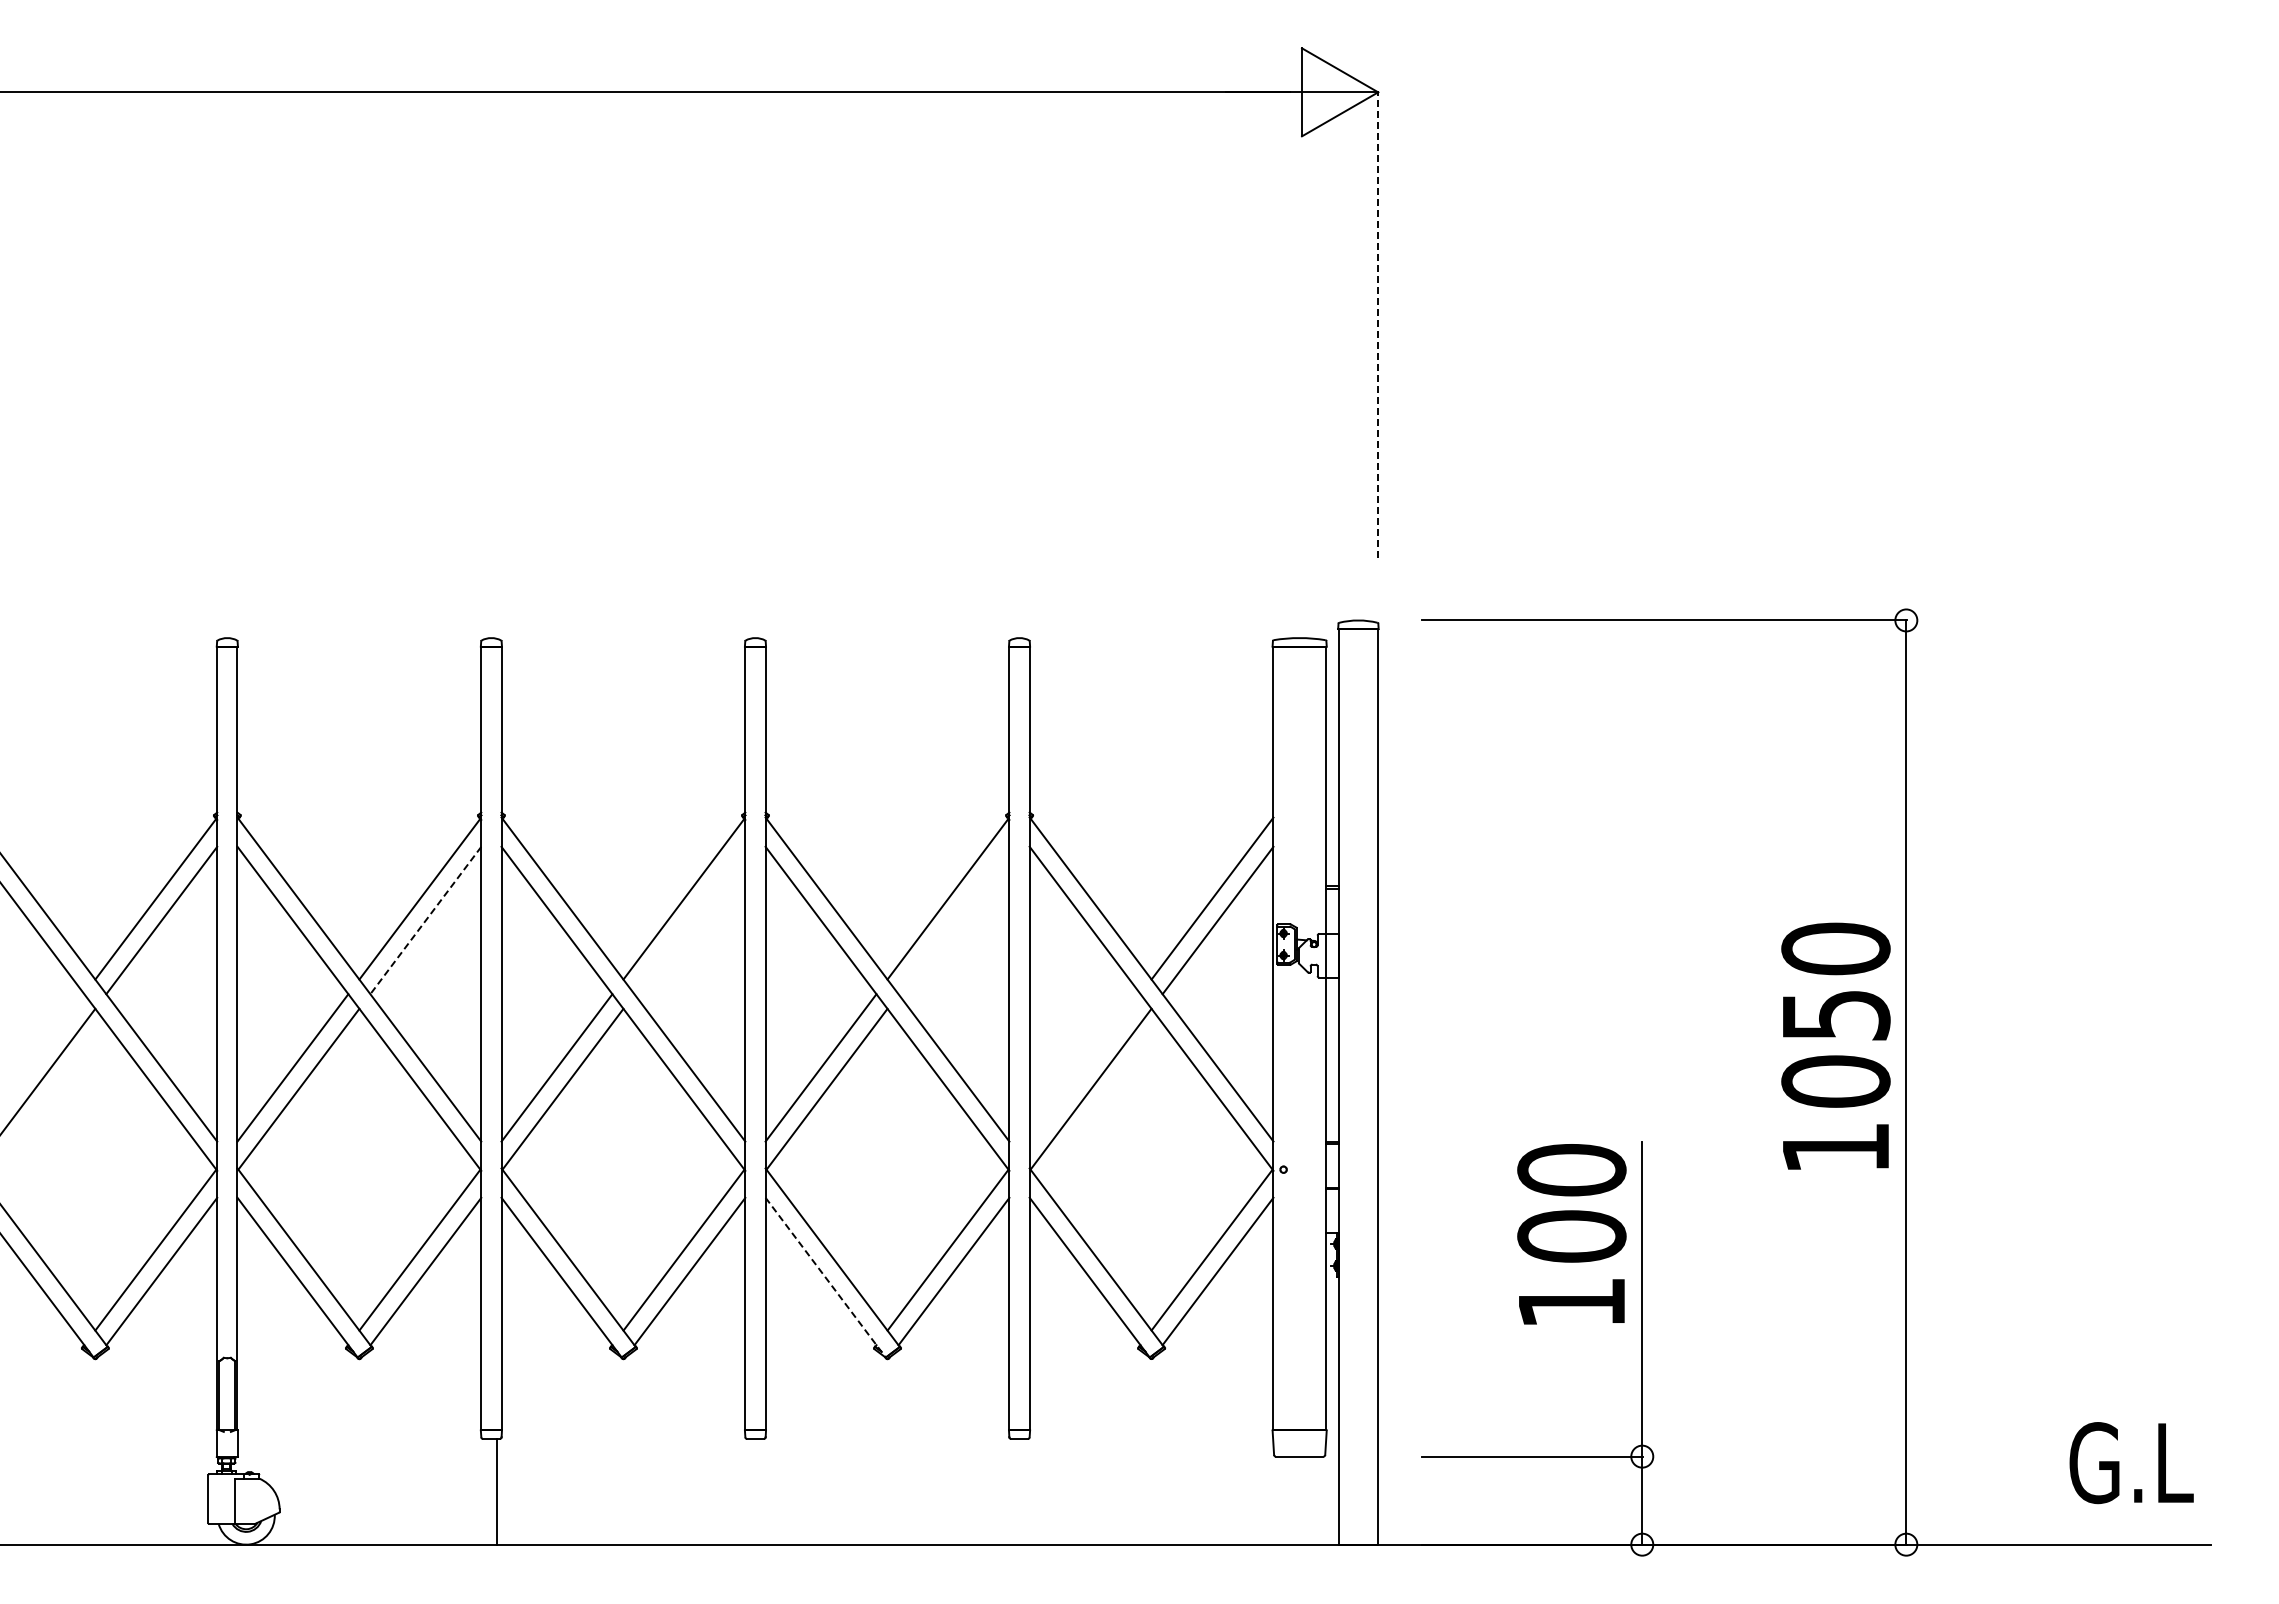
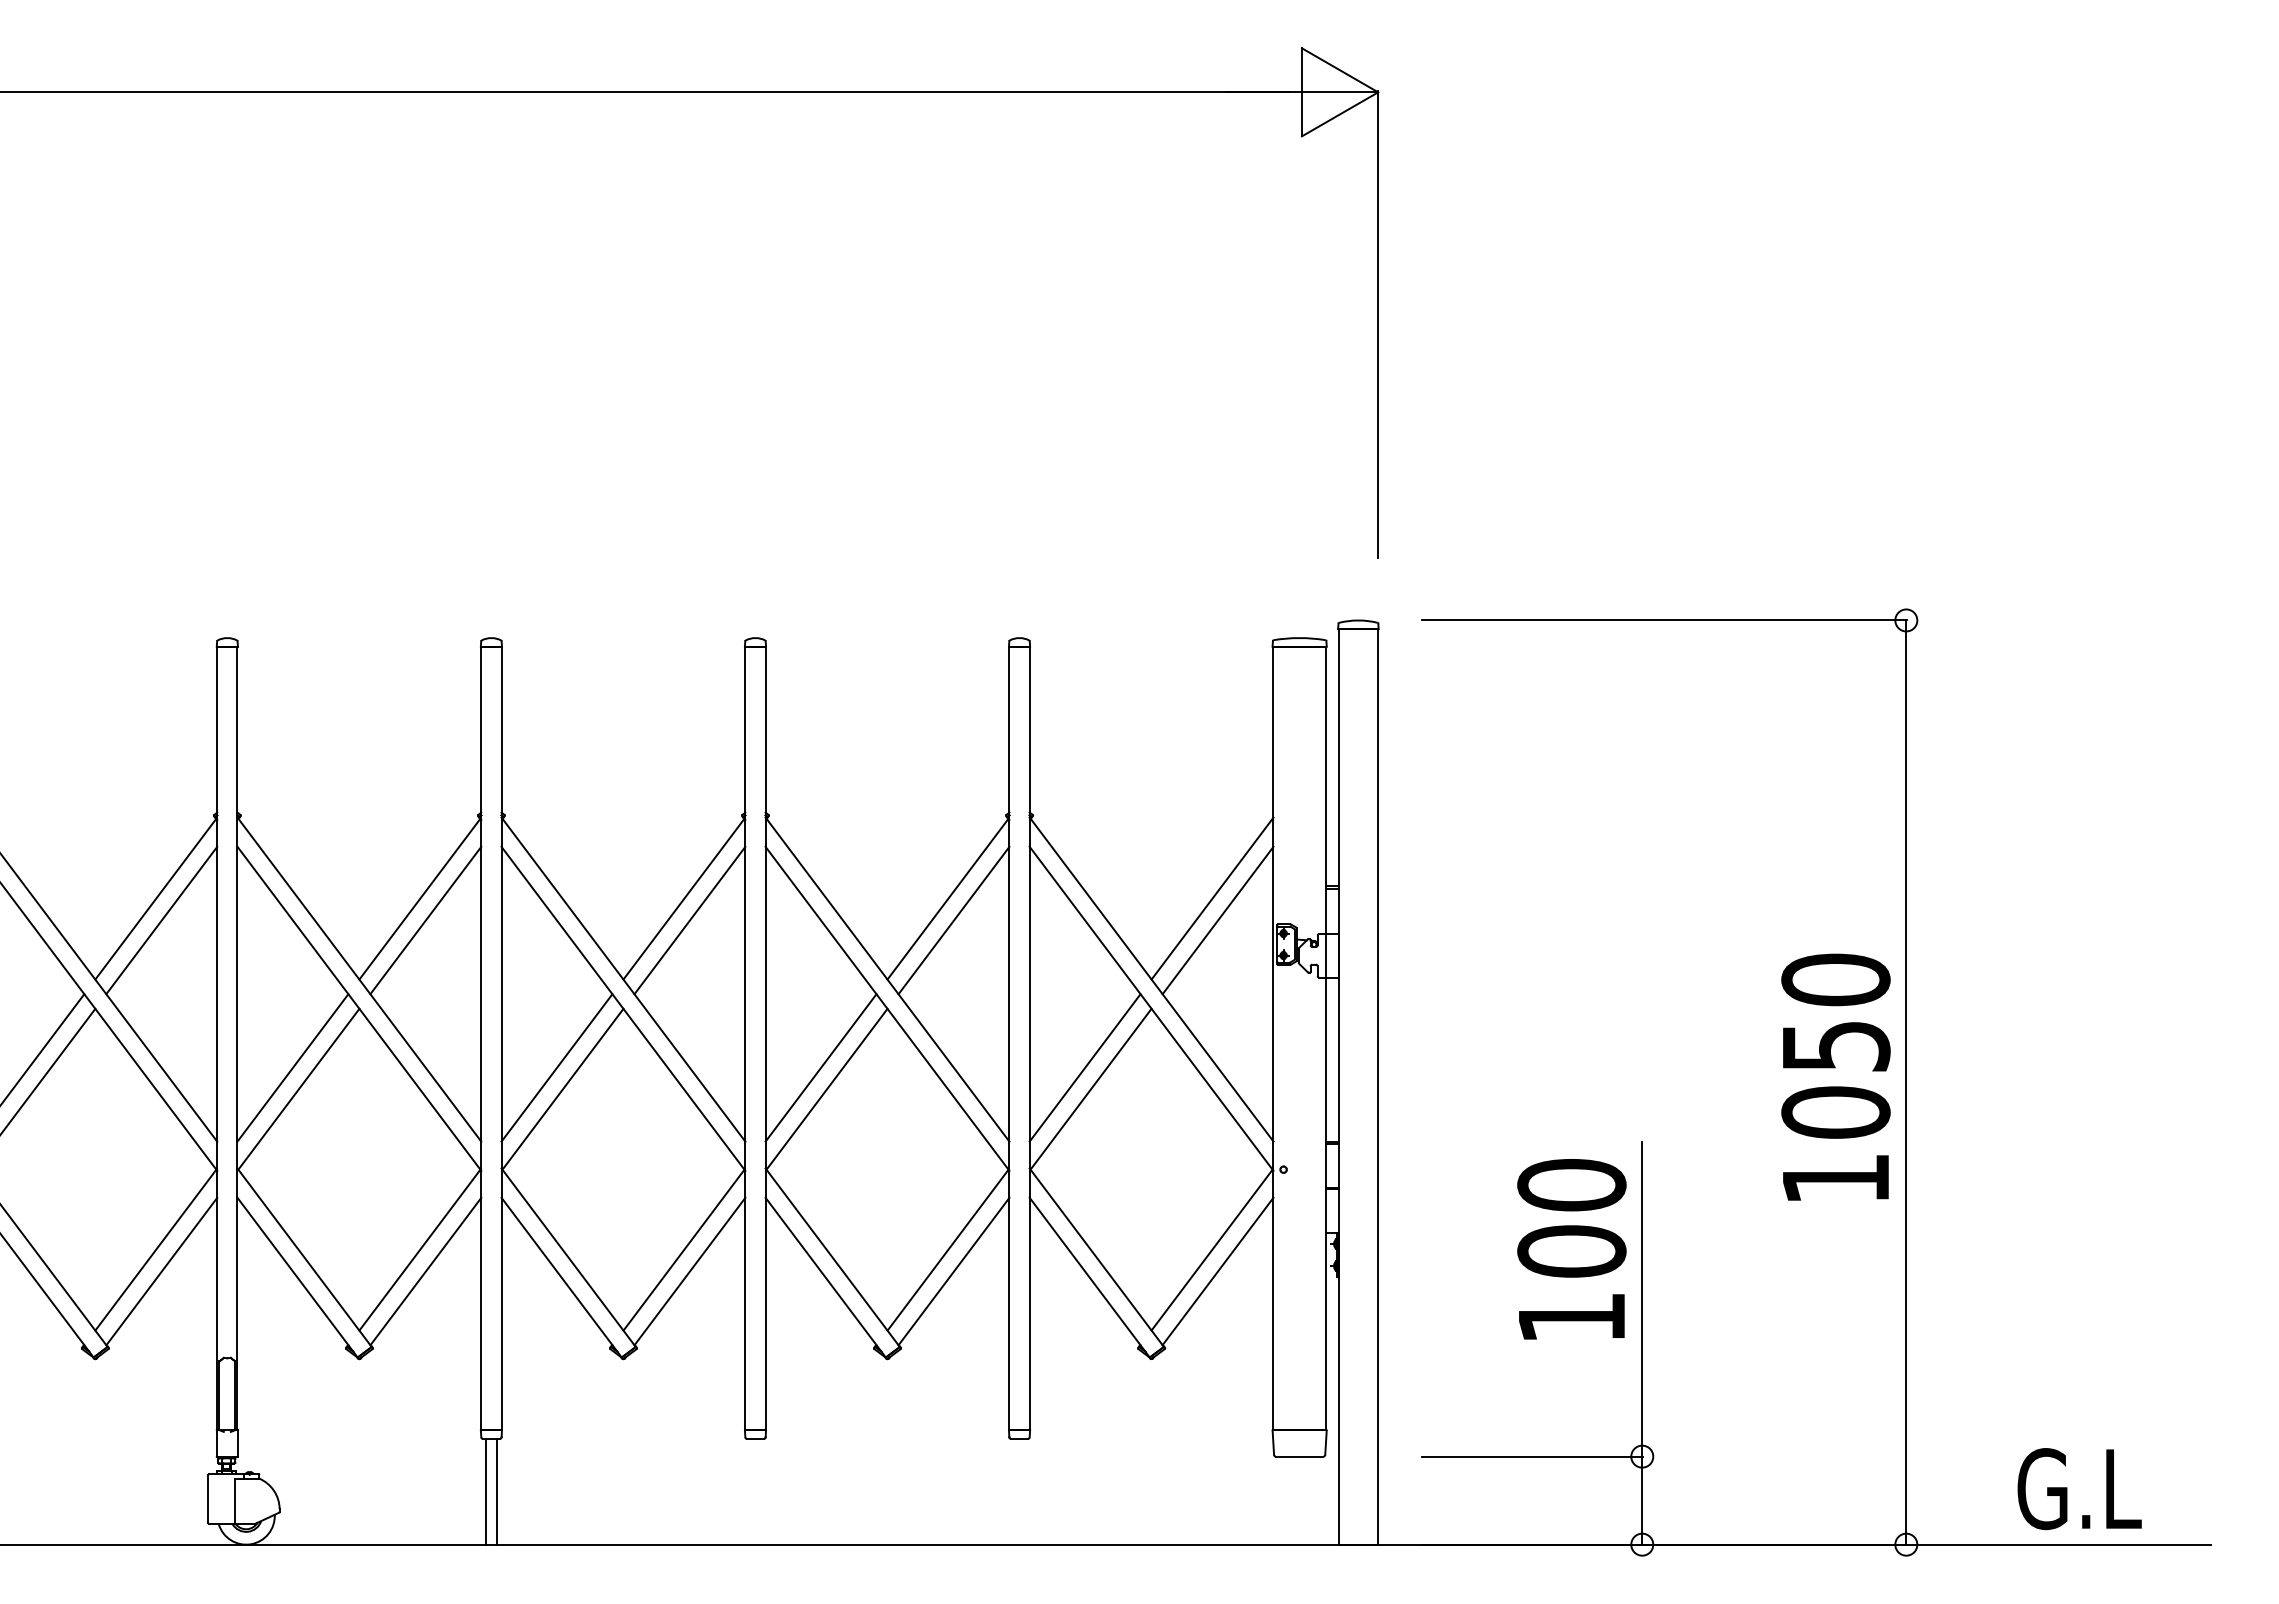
line: dashed -> solid (1378, 324)
line: dashed -> solid (425, 920)
line: none -> present (689, 920)
line: none -> present (953, 920)
text position: (1835, 1045) -> (1835, 1076) (1835, 1076)
line: none -> present (43, 1048)
line: none -> present (1084, 1067)
text position: (1571, 1234) -> (1571, 1249) (1571, 1249)
line: dashed -> solid (825, 1277)
text position: (2131, 1463) -> (2079, 1489) (2079, 1489)
line: none -> present (486, 1491)
